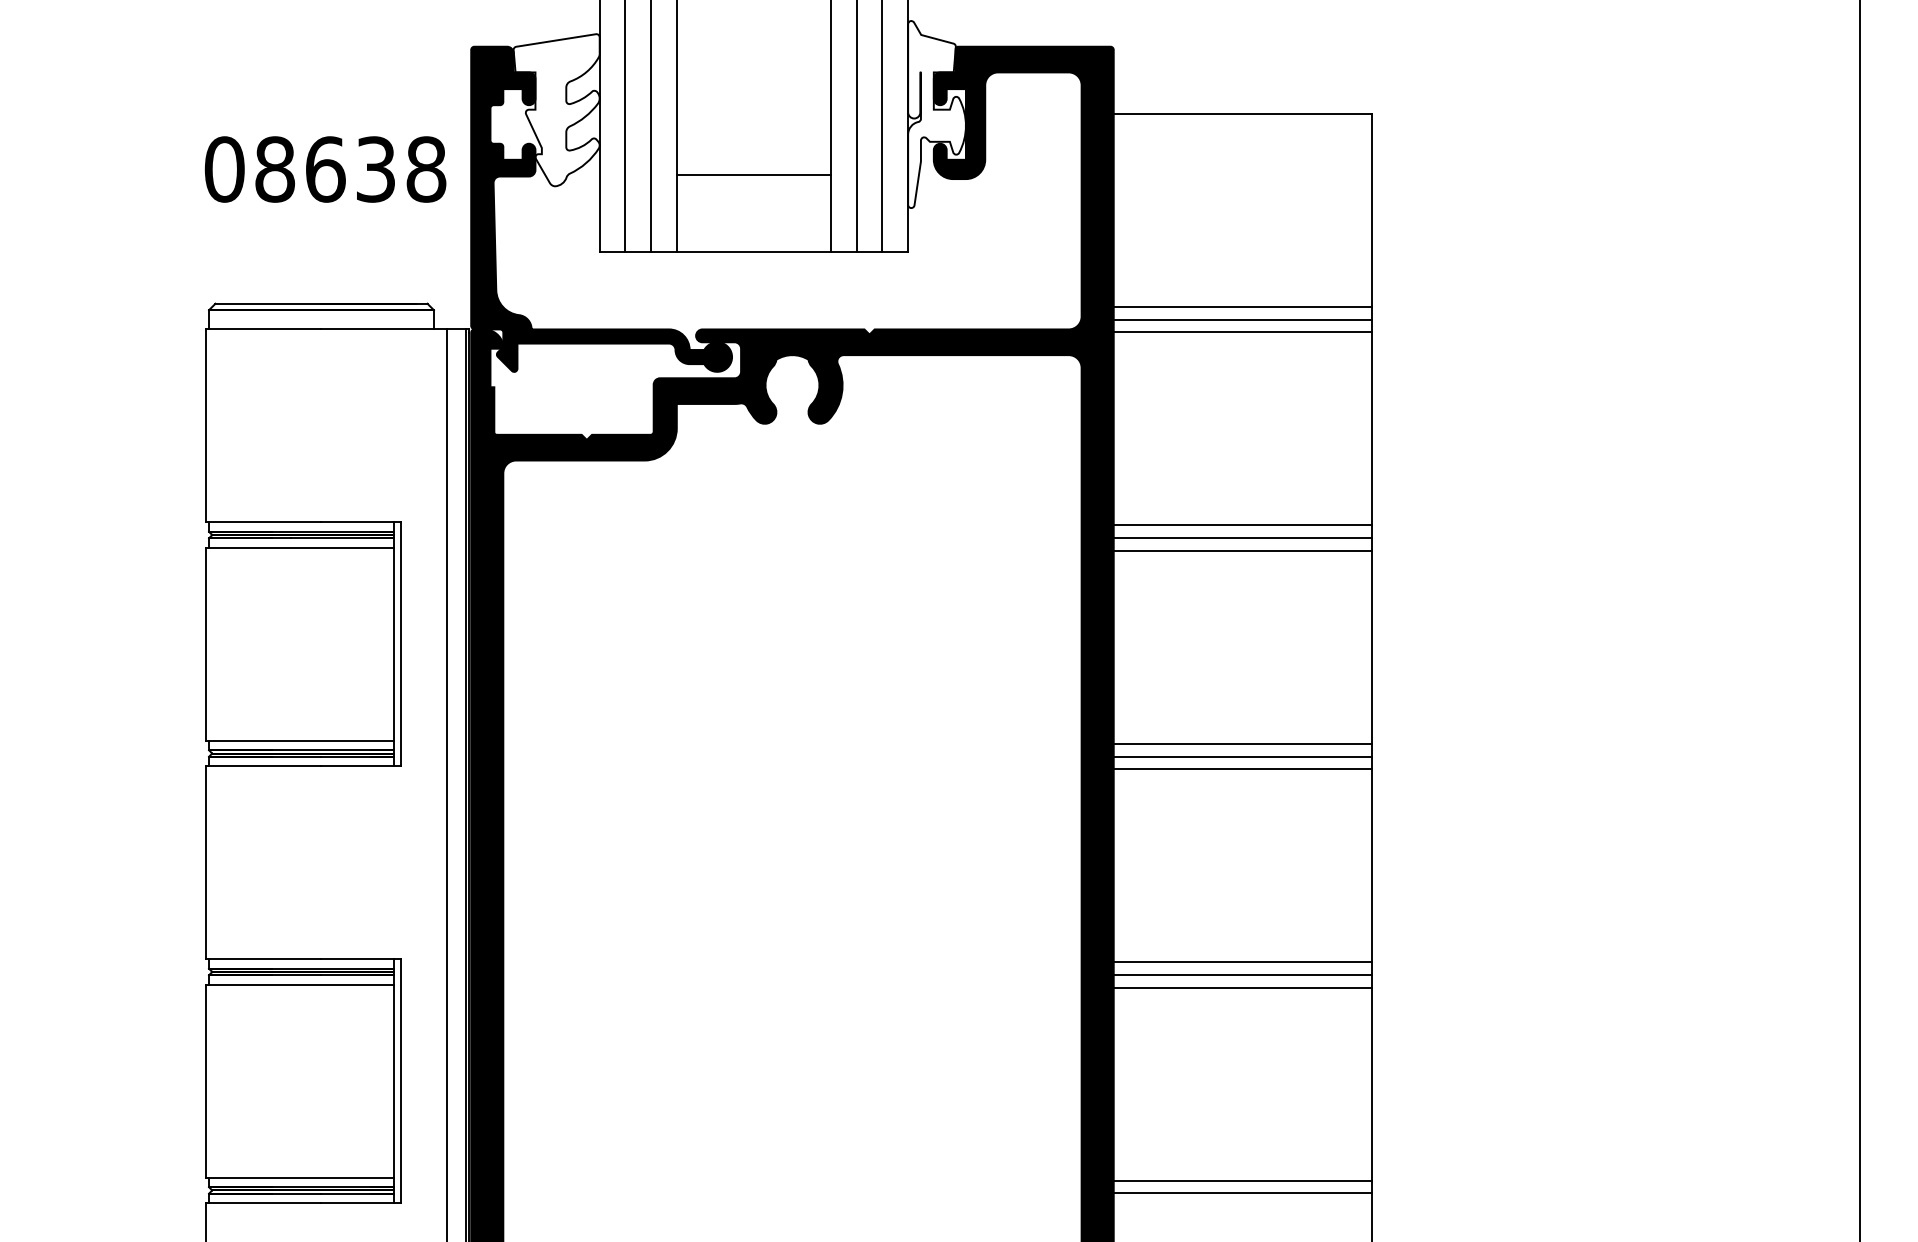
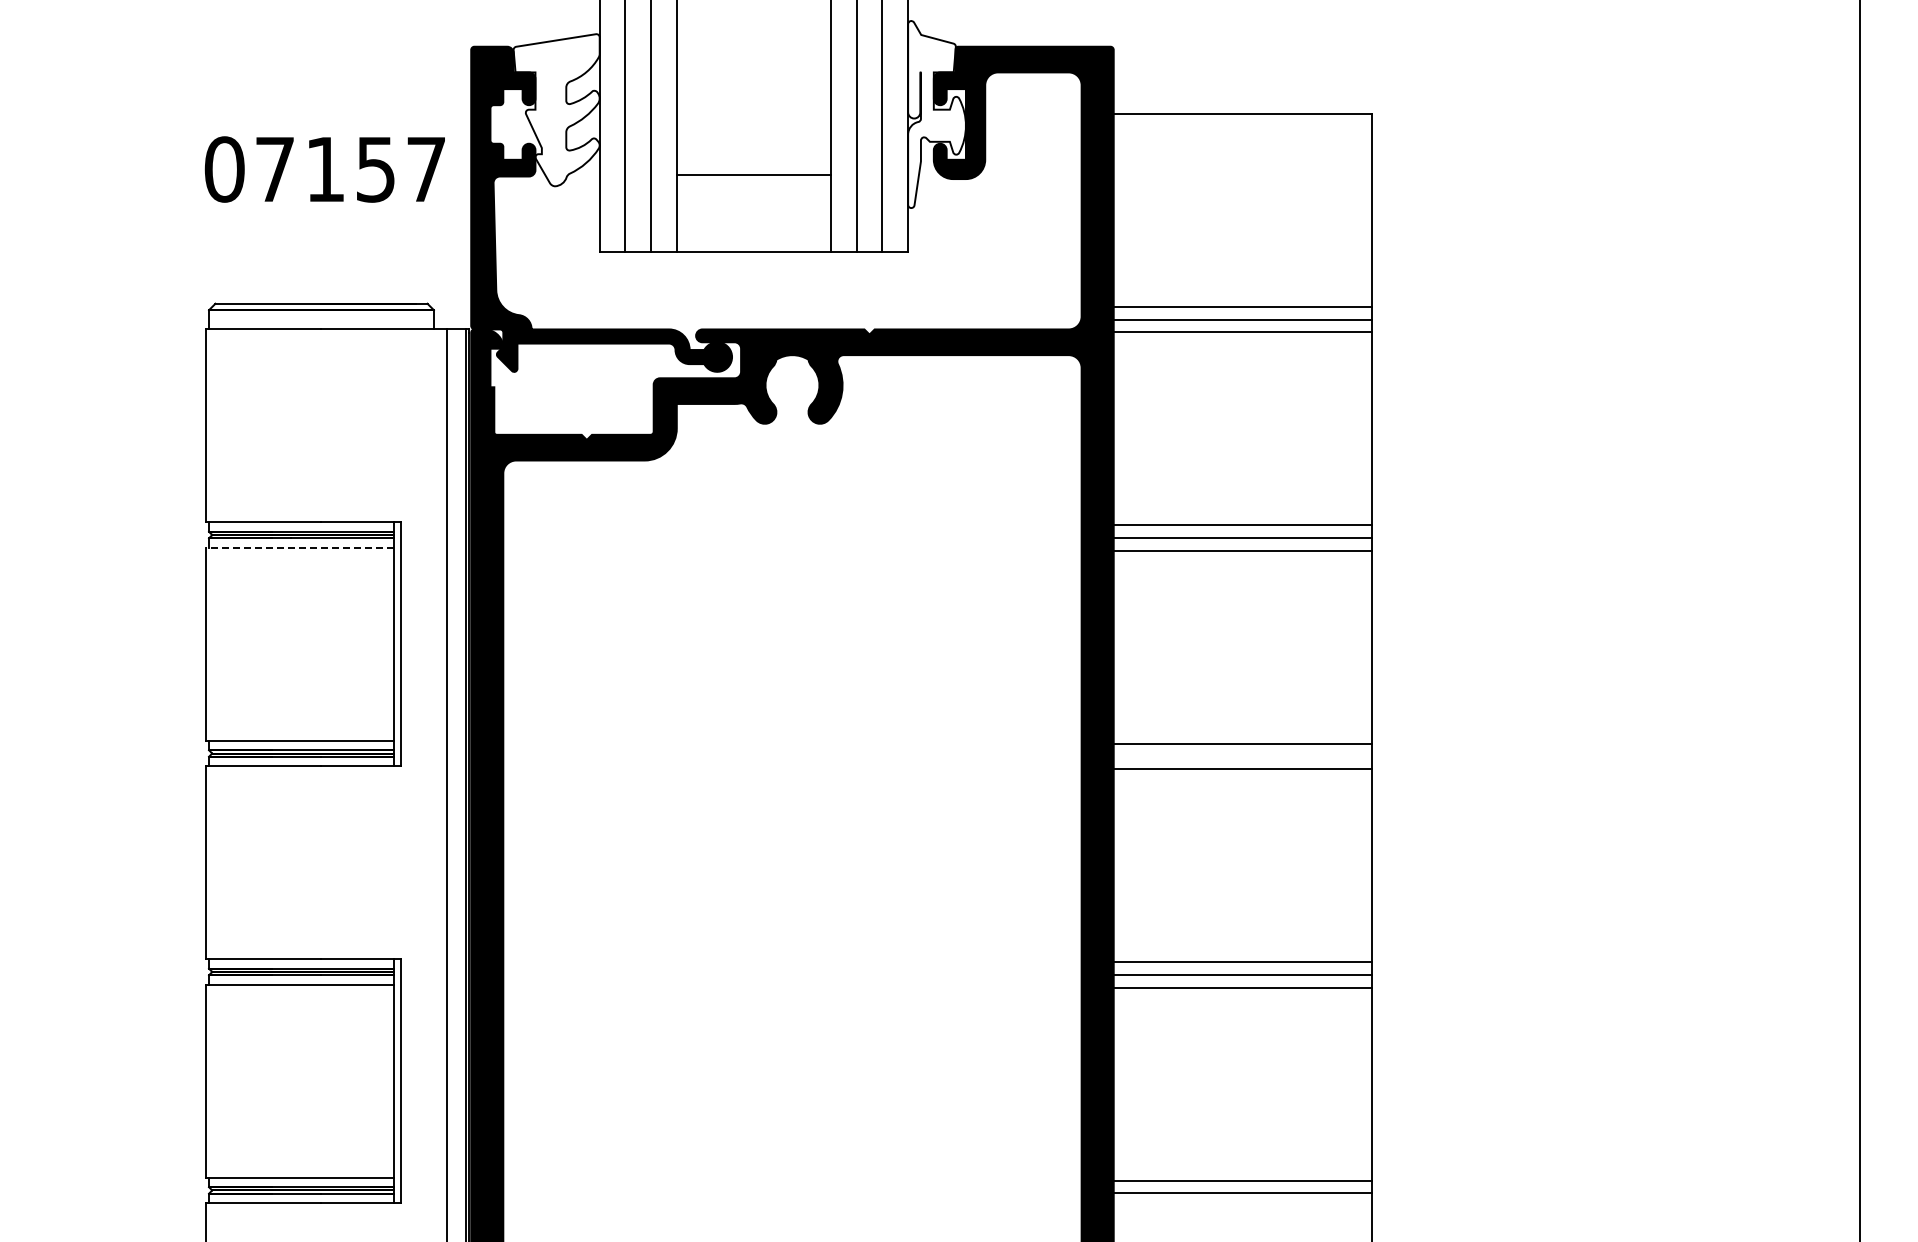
text: 08638 -> 07157 (350, 169)
line: solid -> dashed (299, 547)
line: present -> none (1241, 756)
